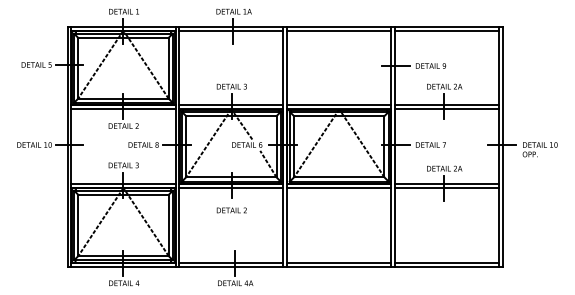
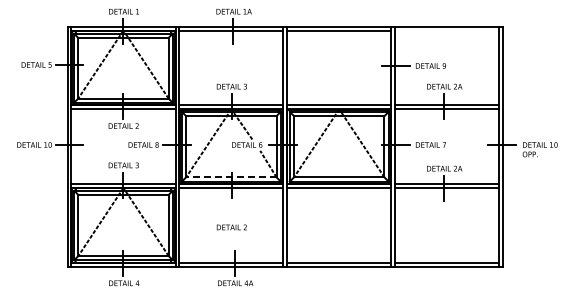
line: present -> none (447, 30)
line: solid -> dashed (230, 177)
text position: (231, 210) -> (231, 227) (231, 227)
